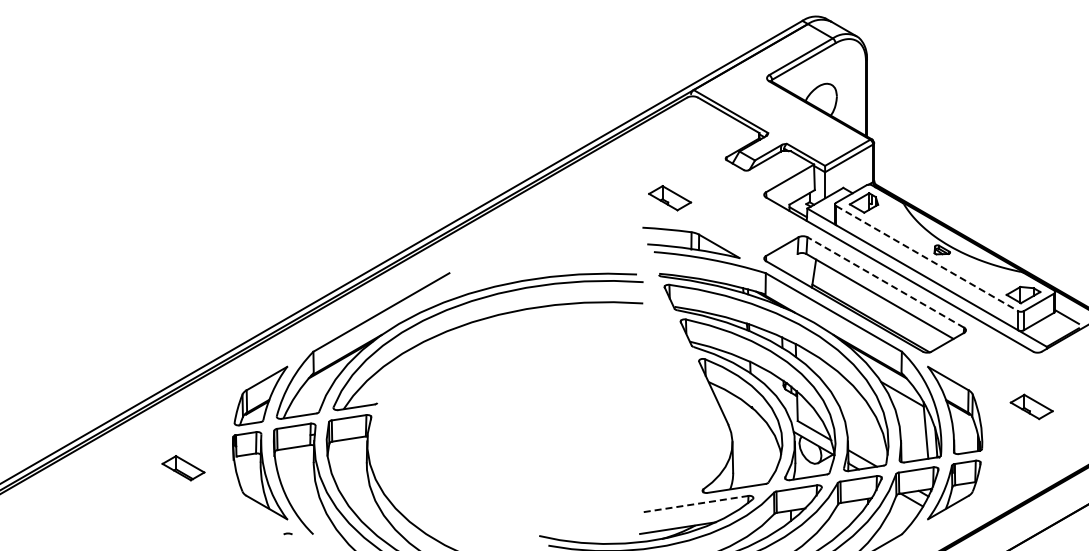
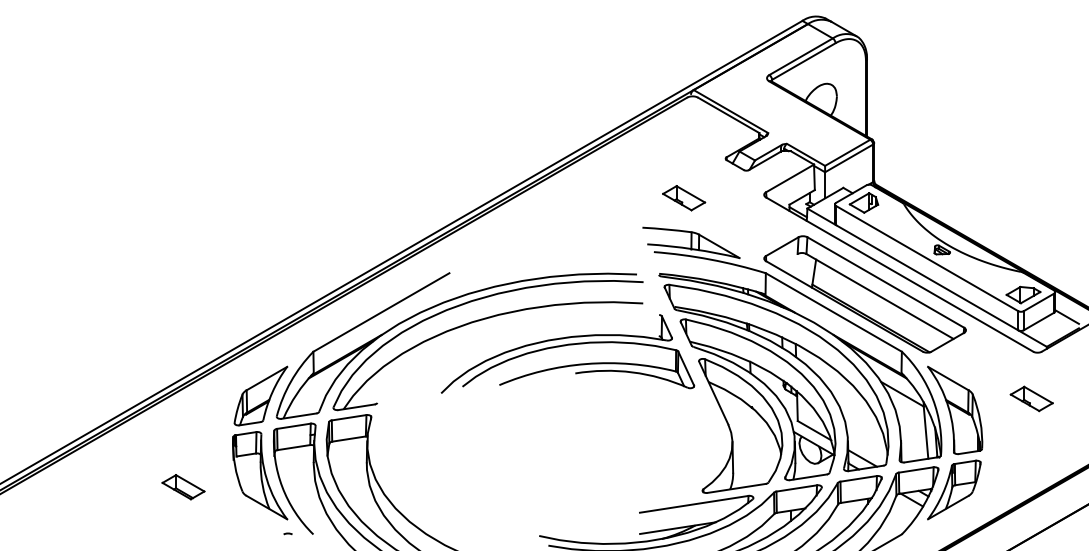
part position: (670, 198) -> (684, 198) (684, 198)
line: dashed -> solid (927, 258)
line: dashed -> solid (885, 282)
part: none -> present (565, 346)
part position: (1031, 406) -> (1031, 398) (1031, 398)
part position: (183, 468) -> (183, 487) (183, 487)
line: dashed -> solid (694, 504)
